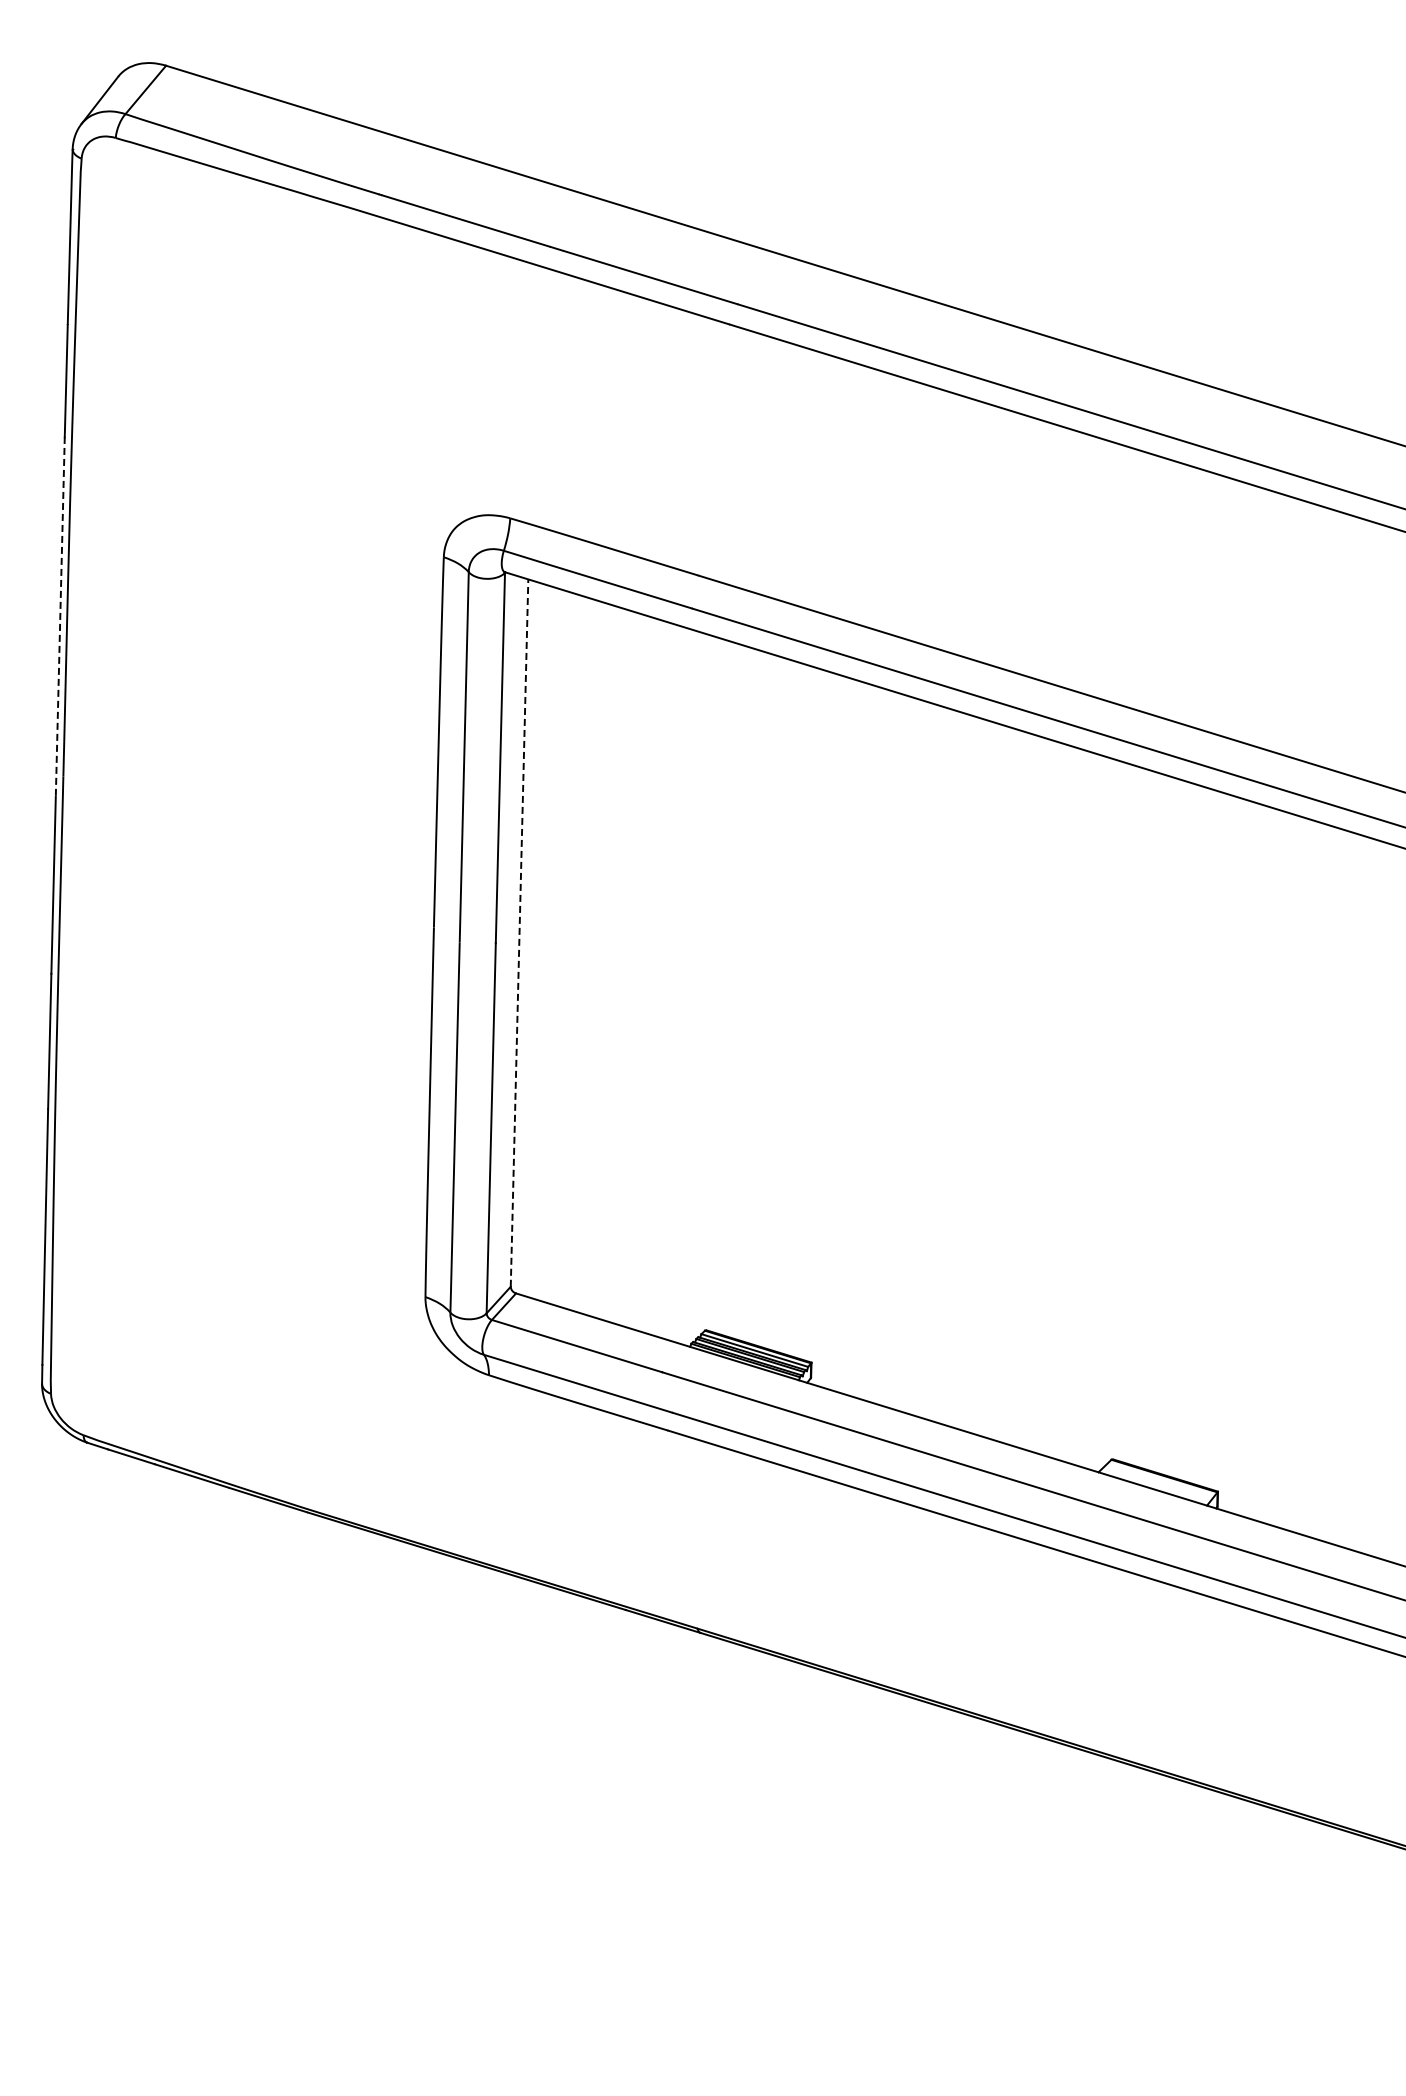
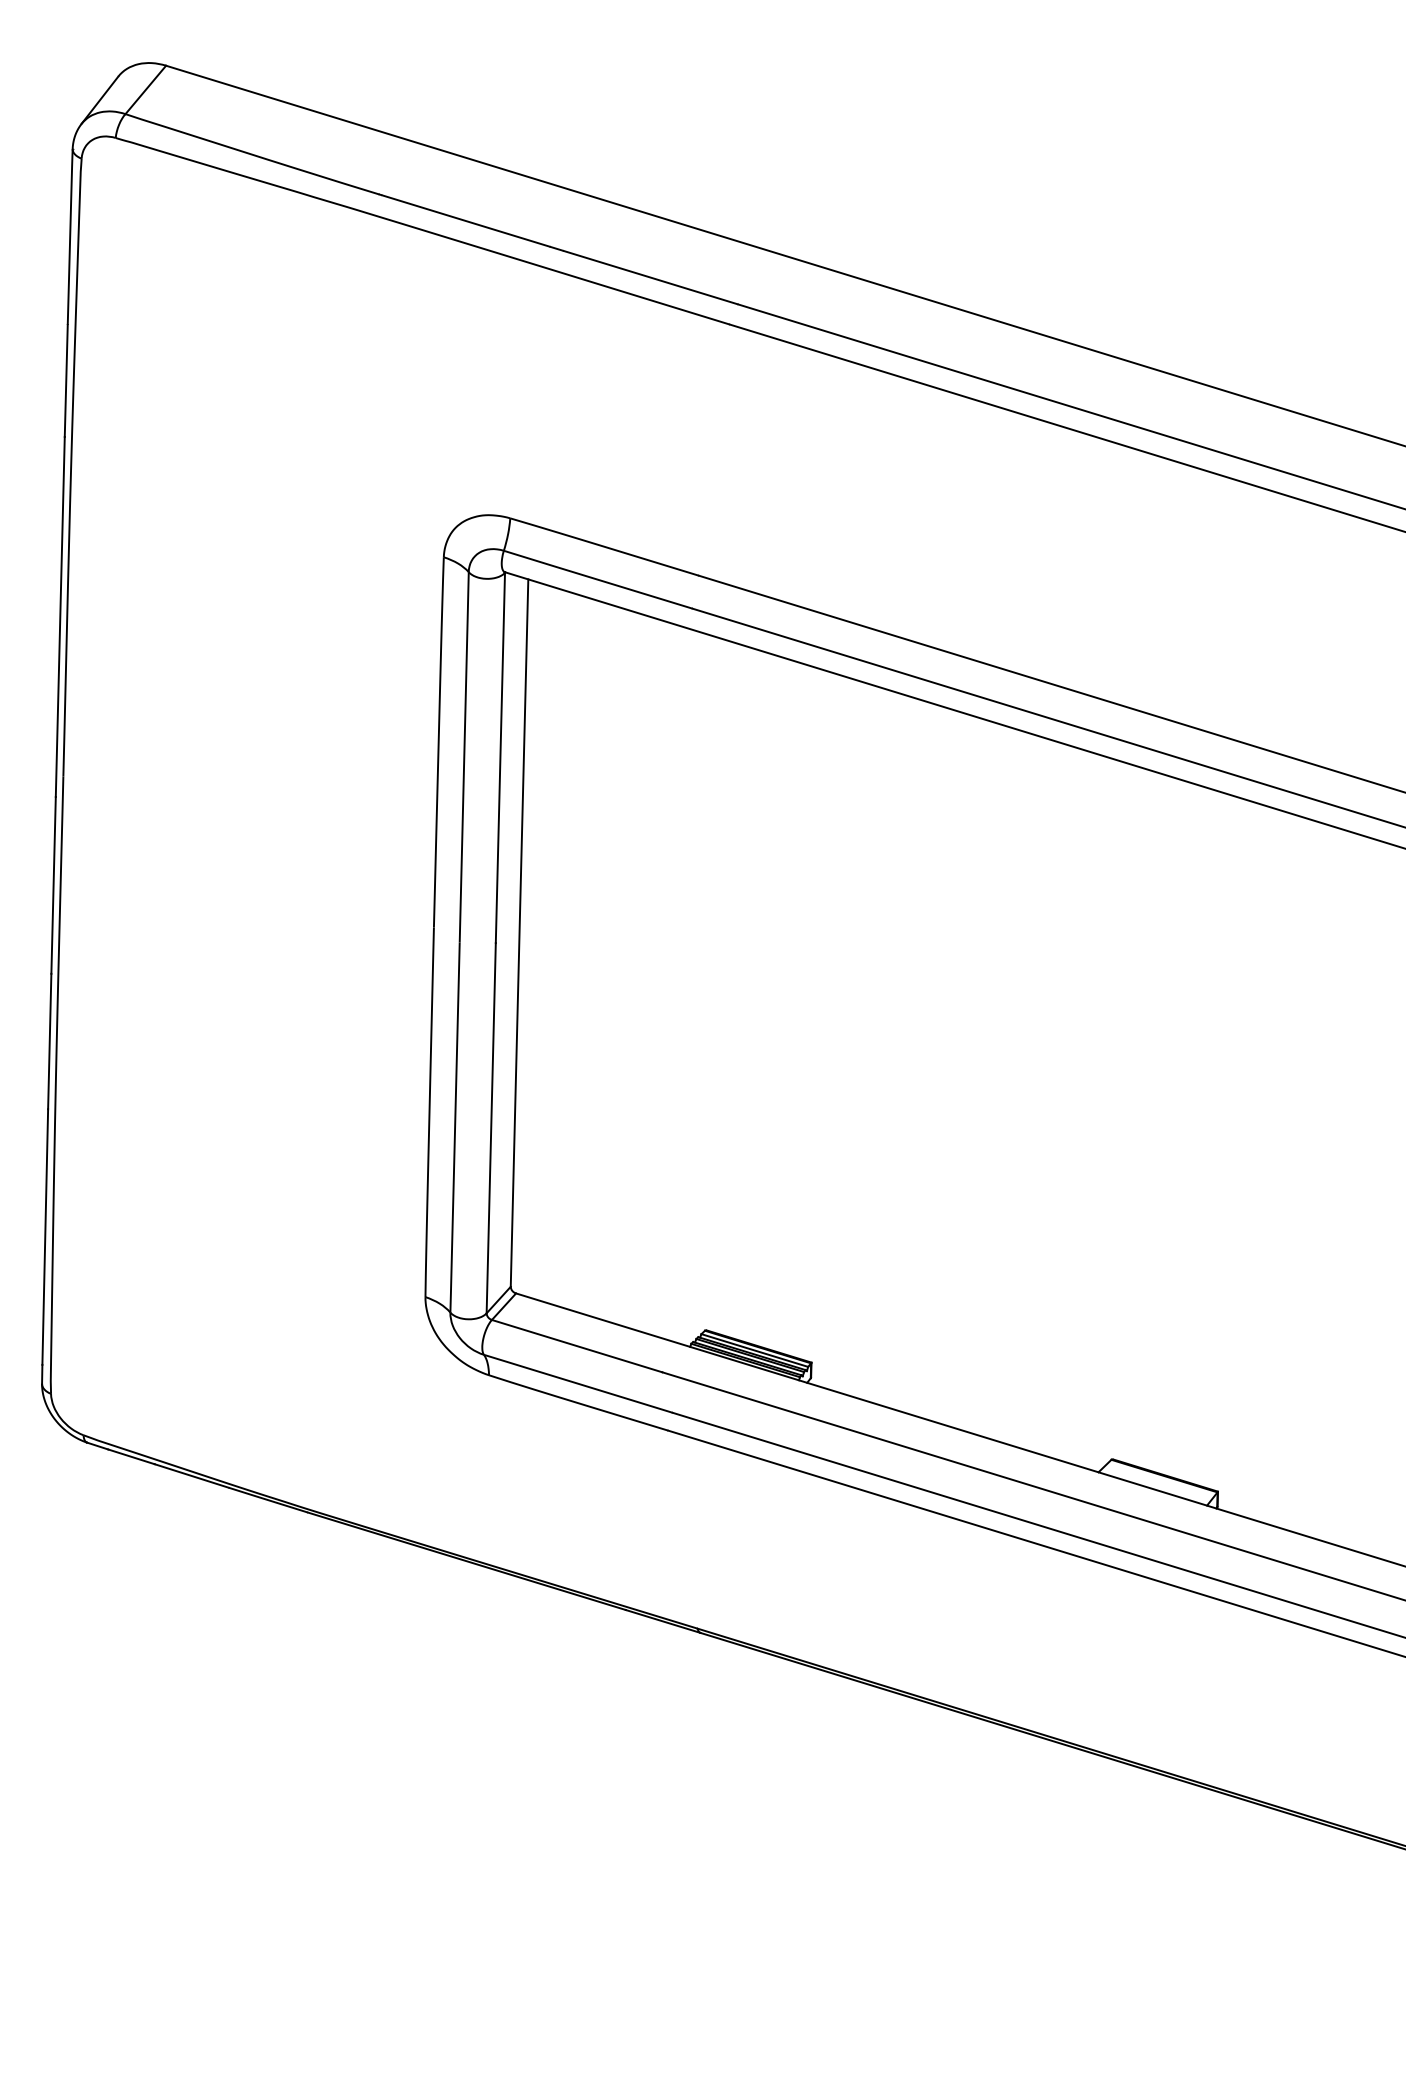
line: dashed -> solid (60, 617)
line: dashed -> solid (519, 933)
